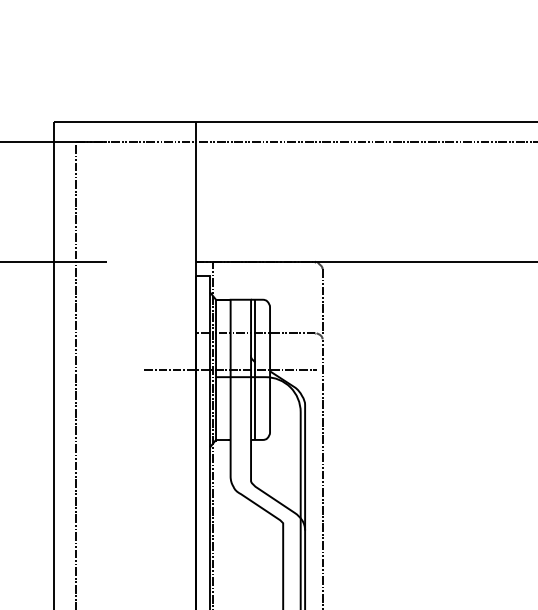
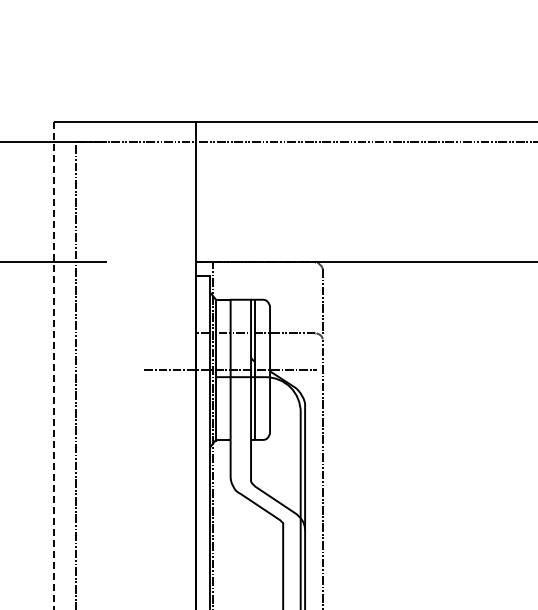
line: solid -> dashed (54, 365)
